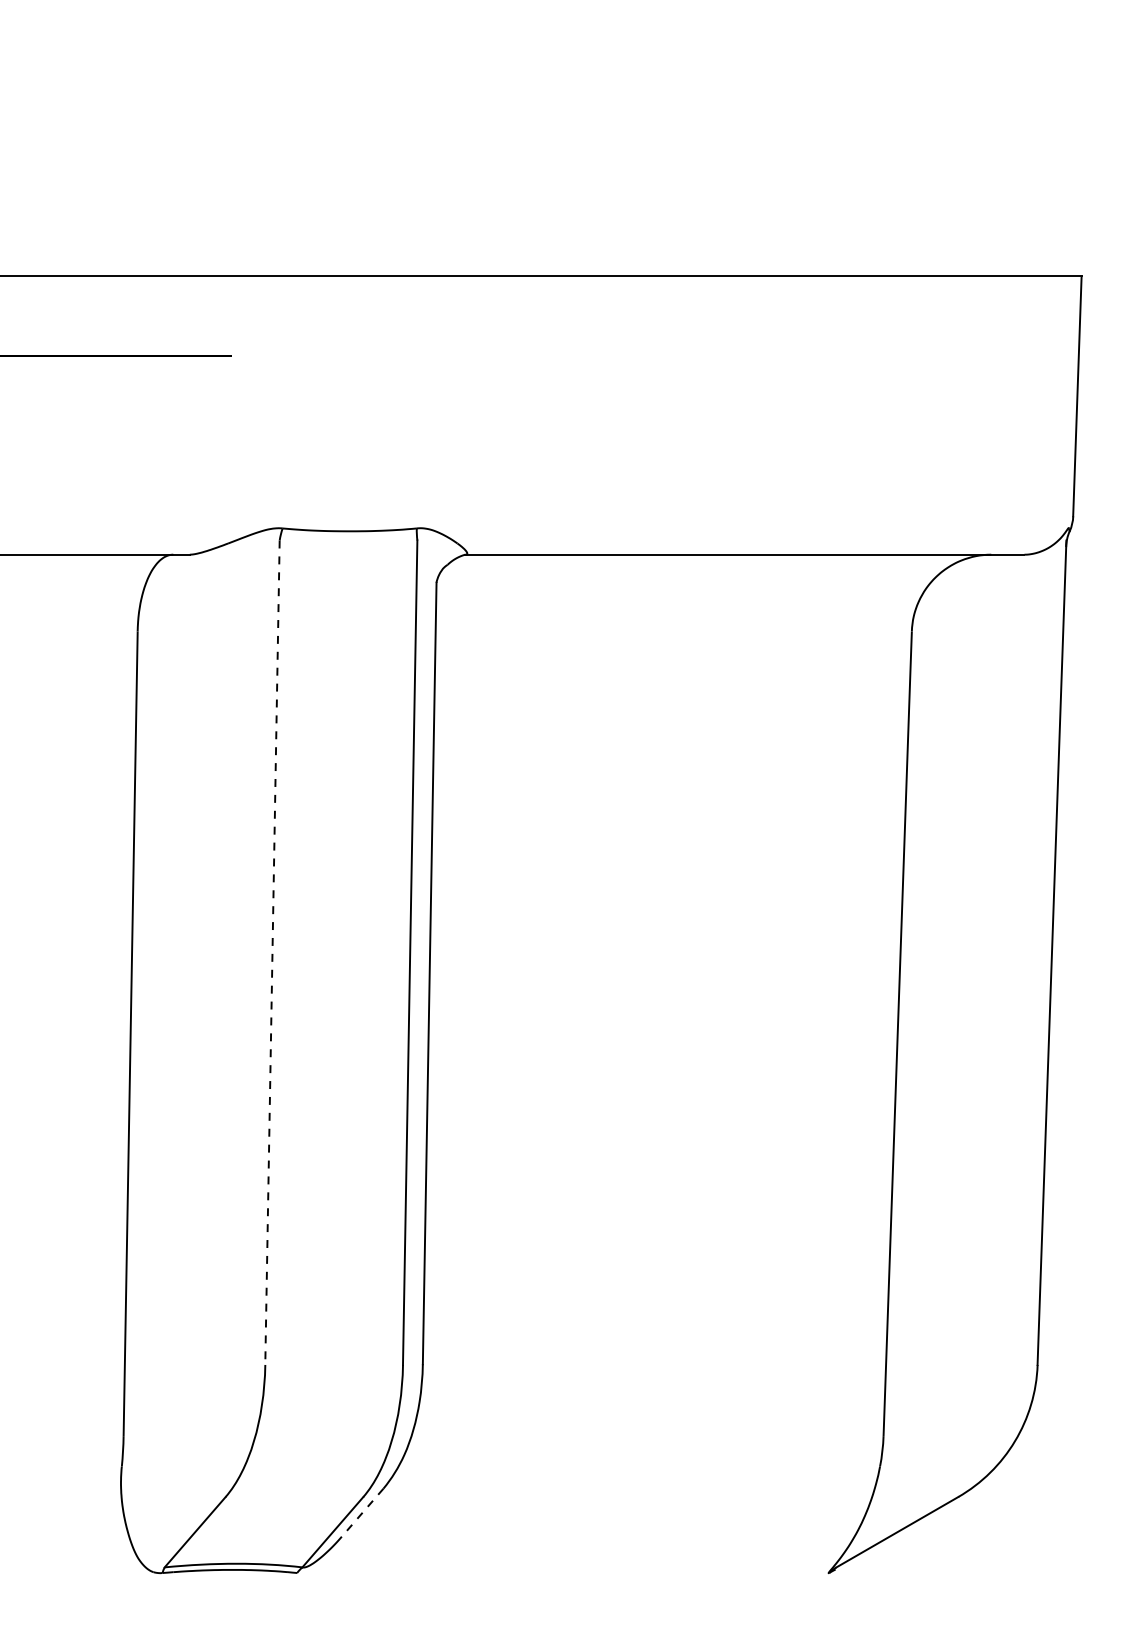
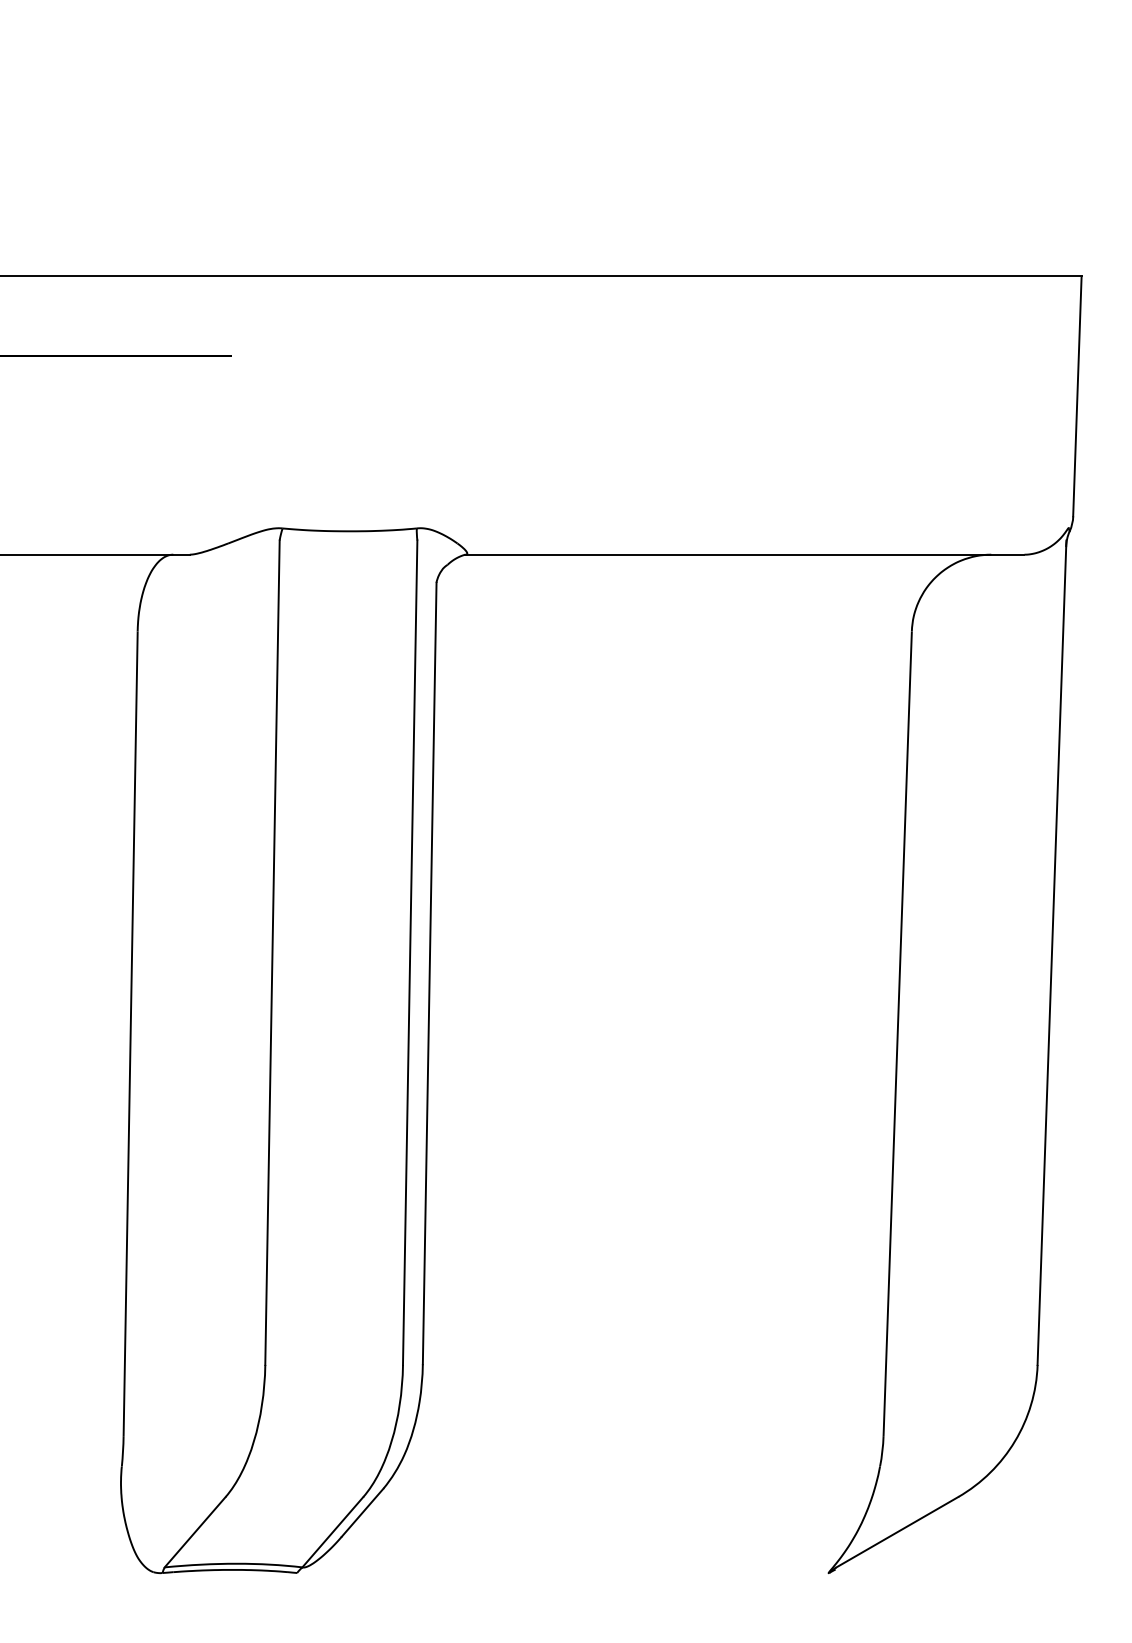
line: dashed -> solid (272, 953)
line: dashed -> solid (362, 1512)
